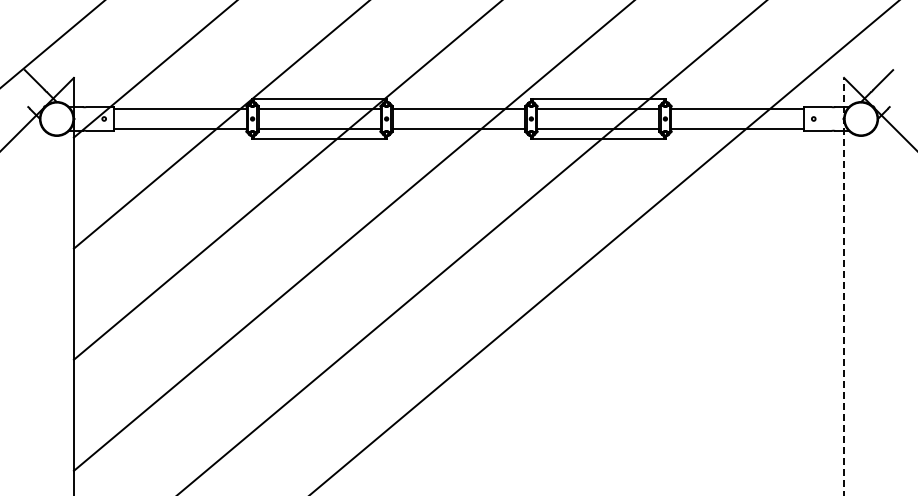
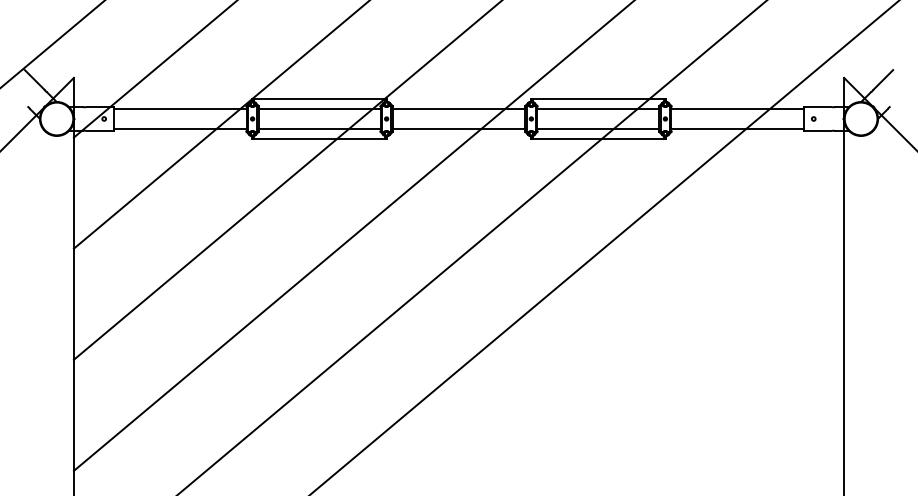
line: dashed -> solid (844, 286)
